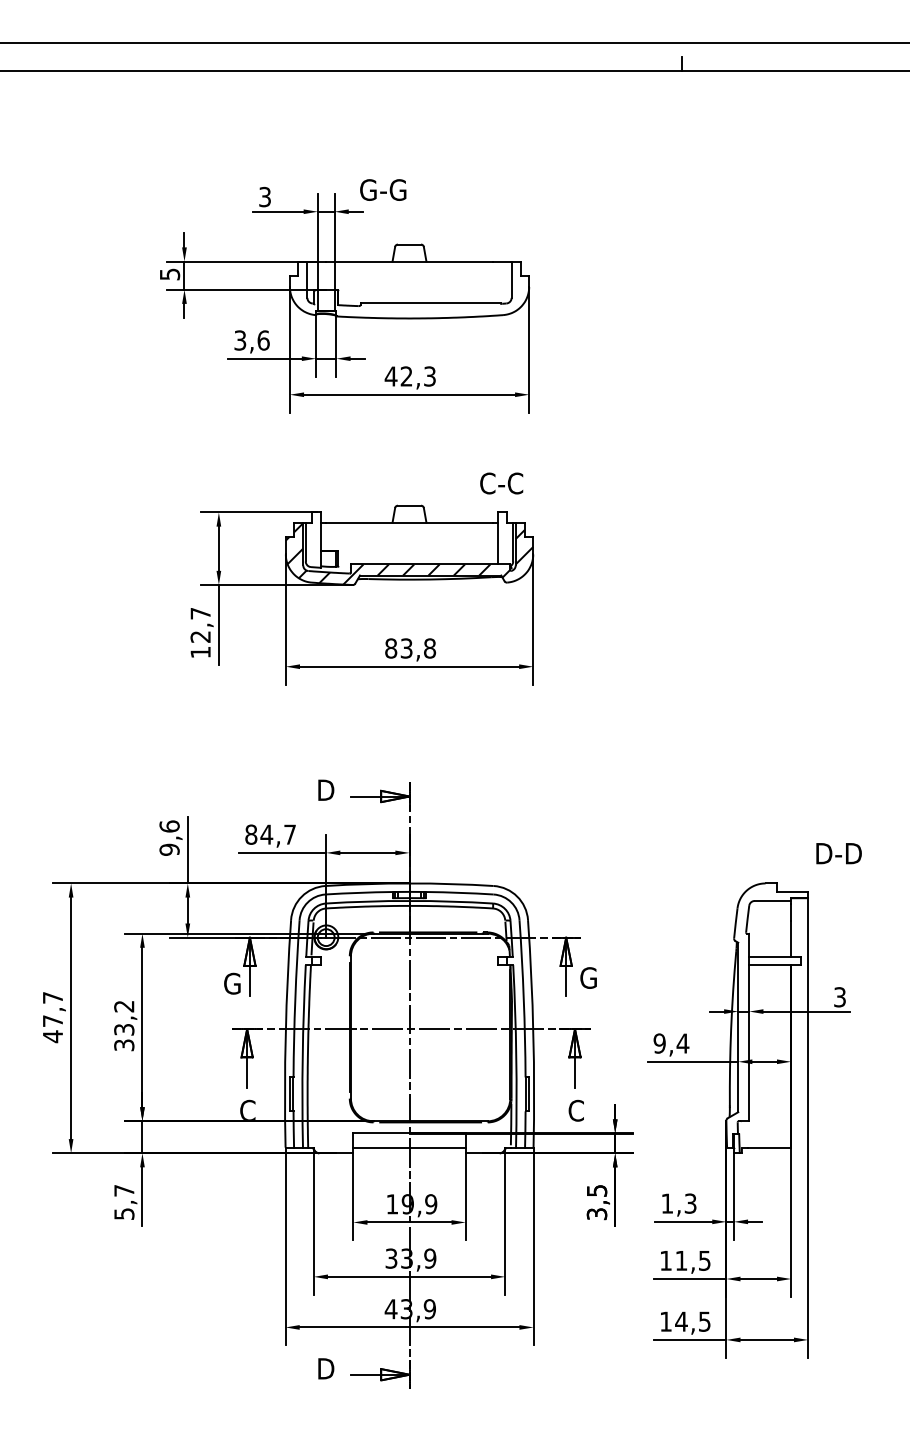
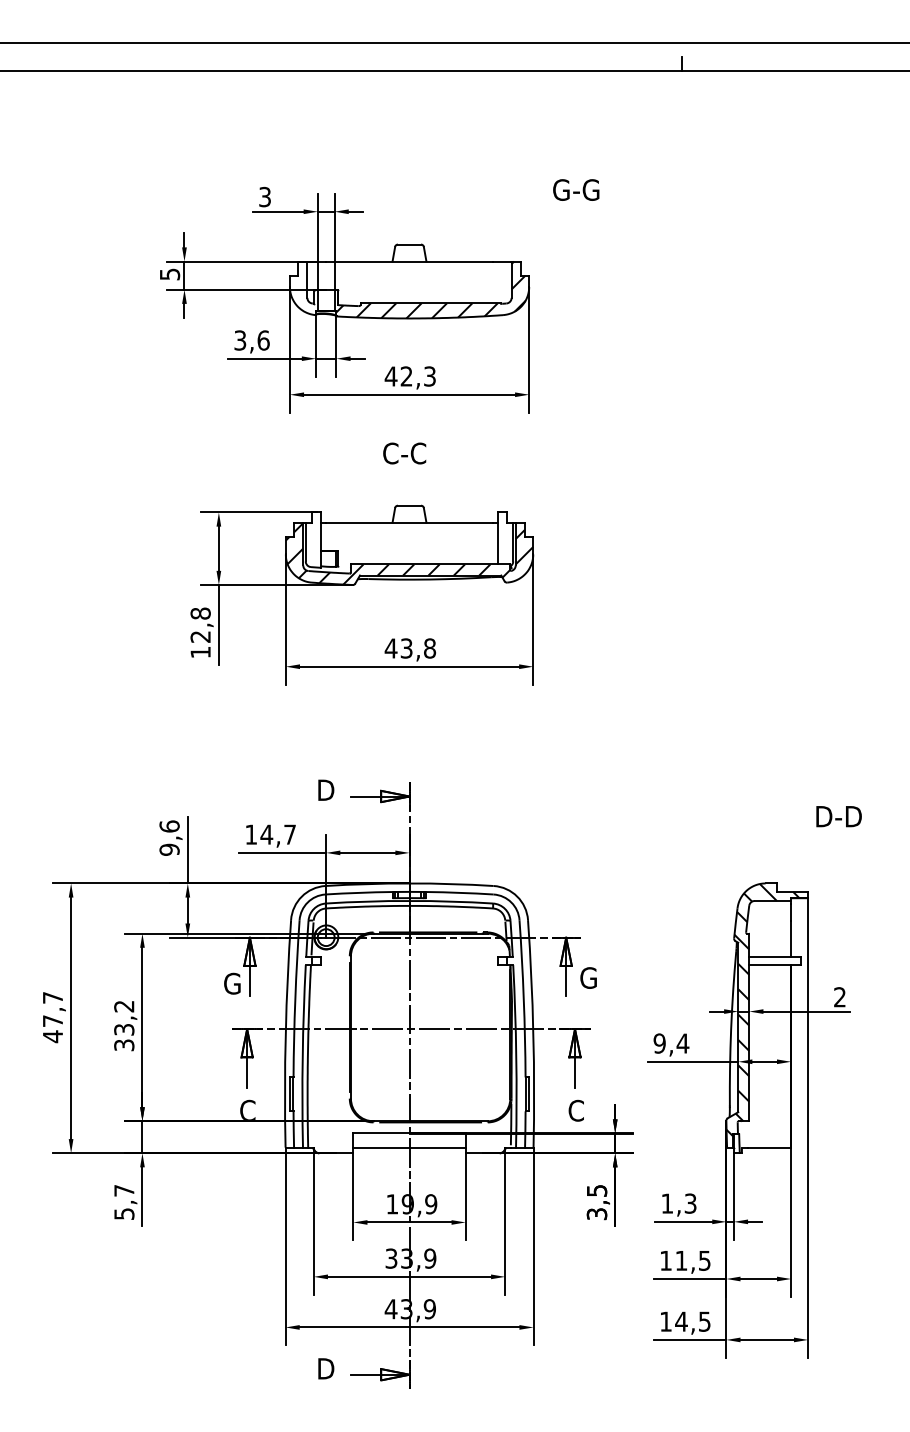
text position: (383, 189) -> (576, 189) (576, 189)
hatch: none -> present (430, 289)
text position: (501, 483) -> (404, 453) (404, 453)
text: 12,7 -> 12,8 (200, 613)
text: 83,8 -> 43,8 (390, 648)
text: 84,7 -> 14,7 (251, 834)
text position: (838, 853) -> (838, 816) (838, 816)
text: 3 -> 2 (839, 997)
hatch: none -> present (762, 1009)
